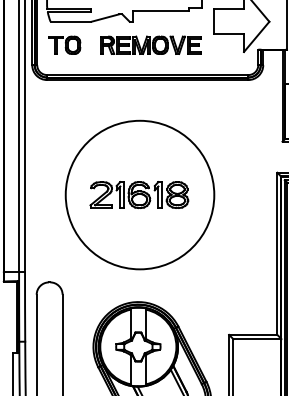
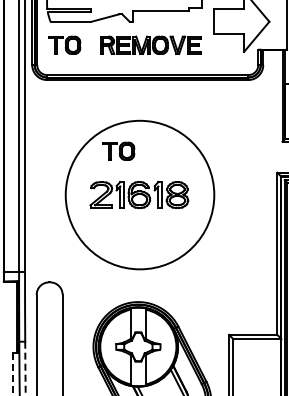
part: none -> present (118, 150)
arc: solid -> dashed (25, 368)
line: solid -> dashed (12, 374)
